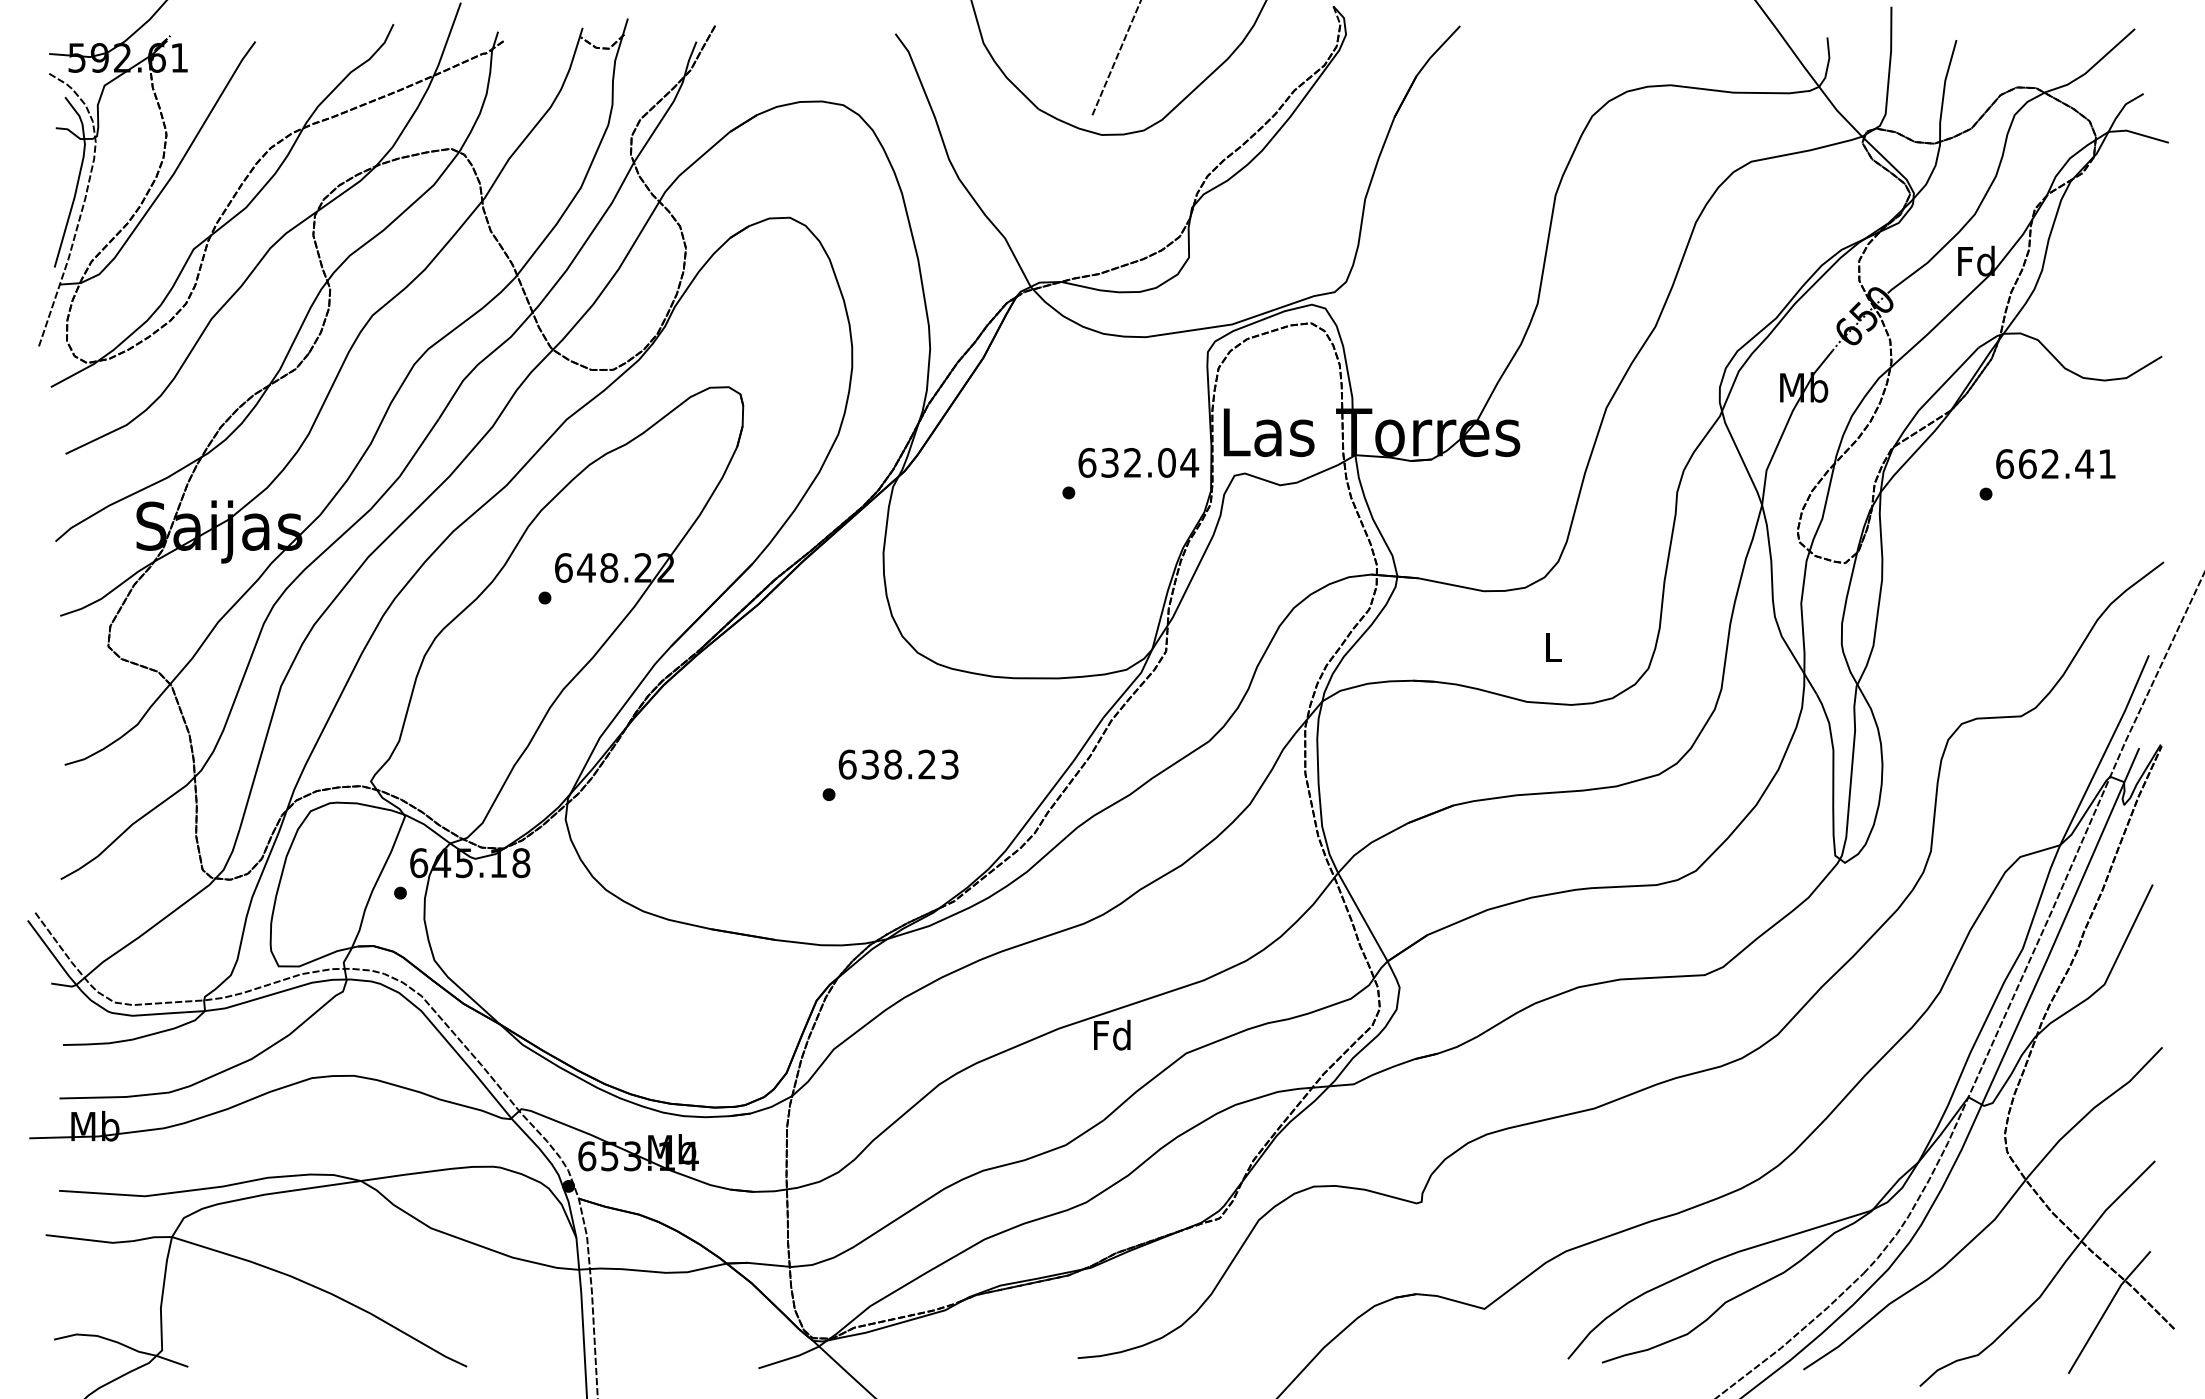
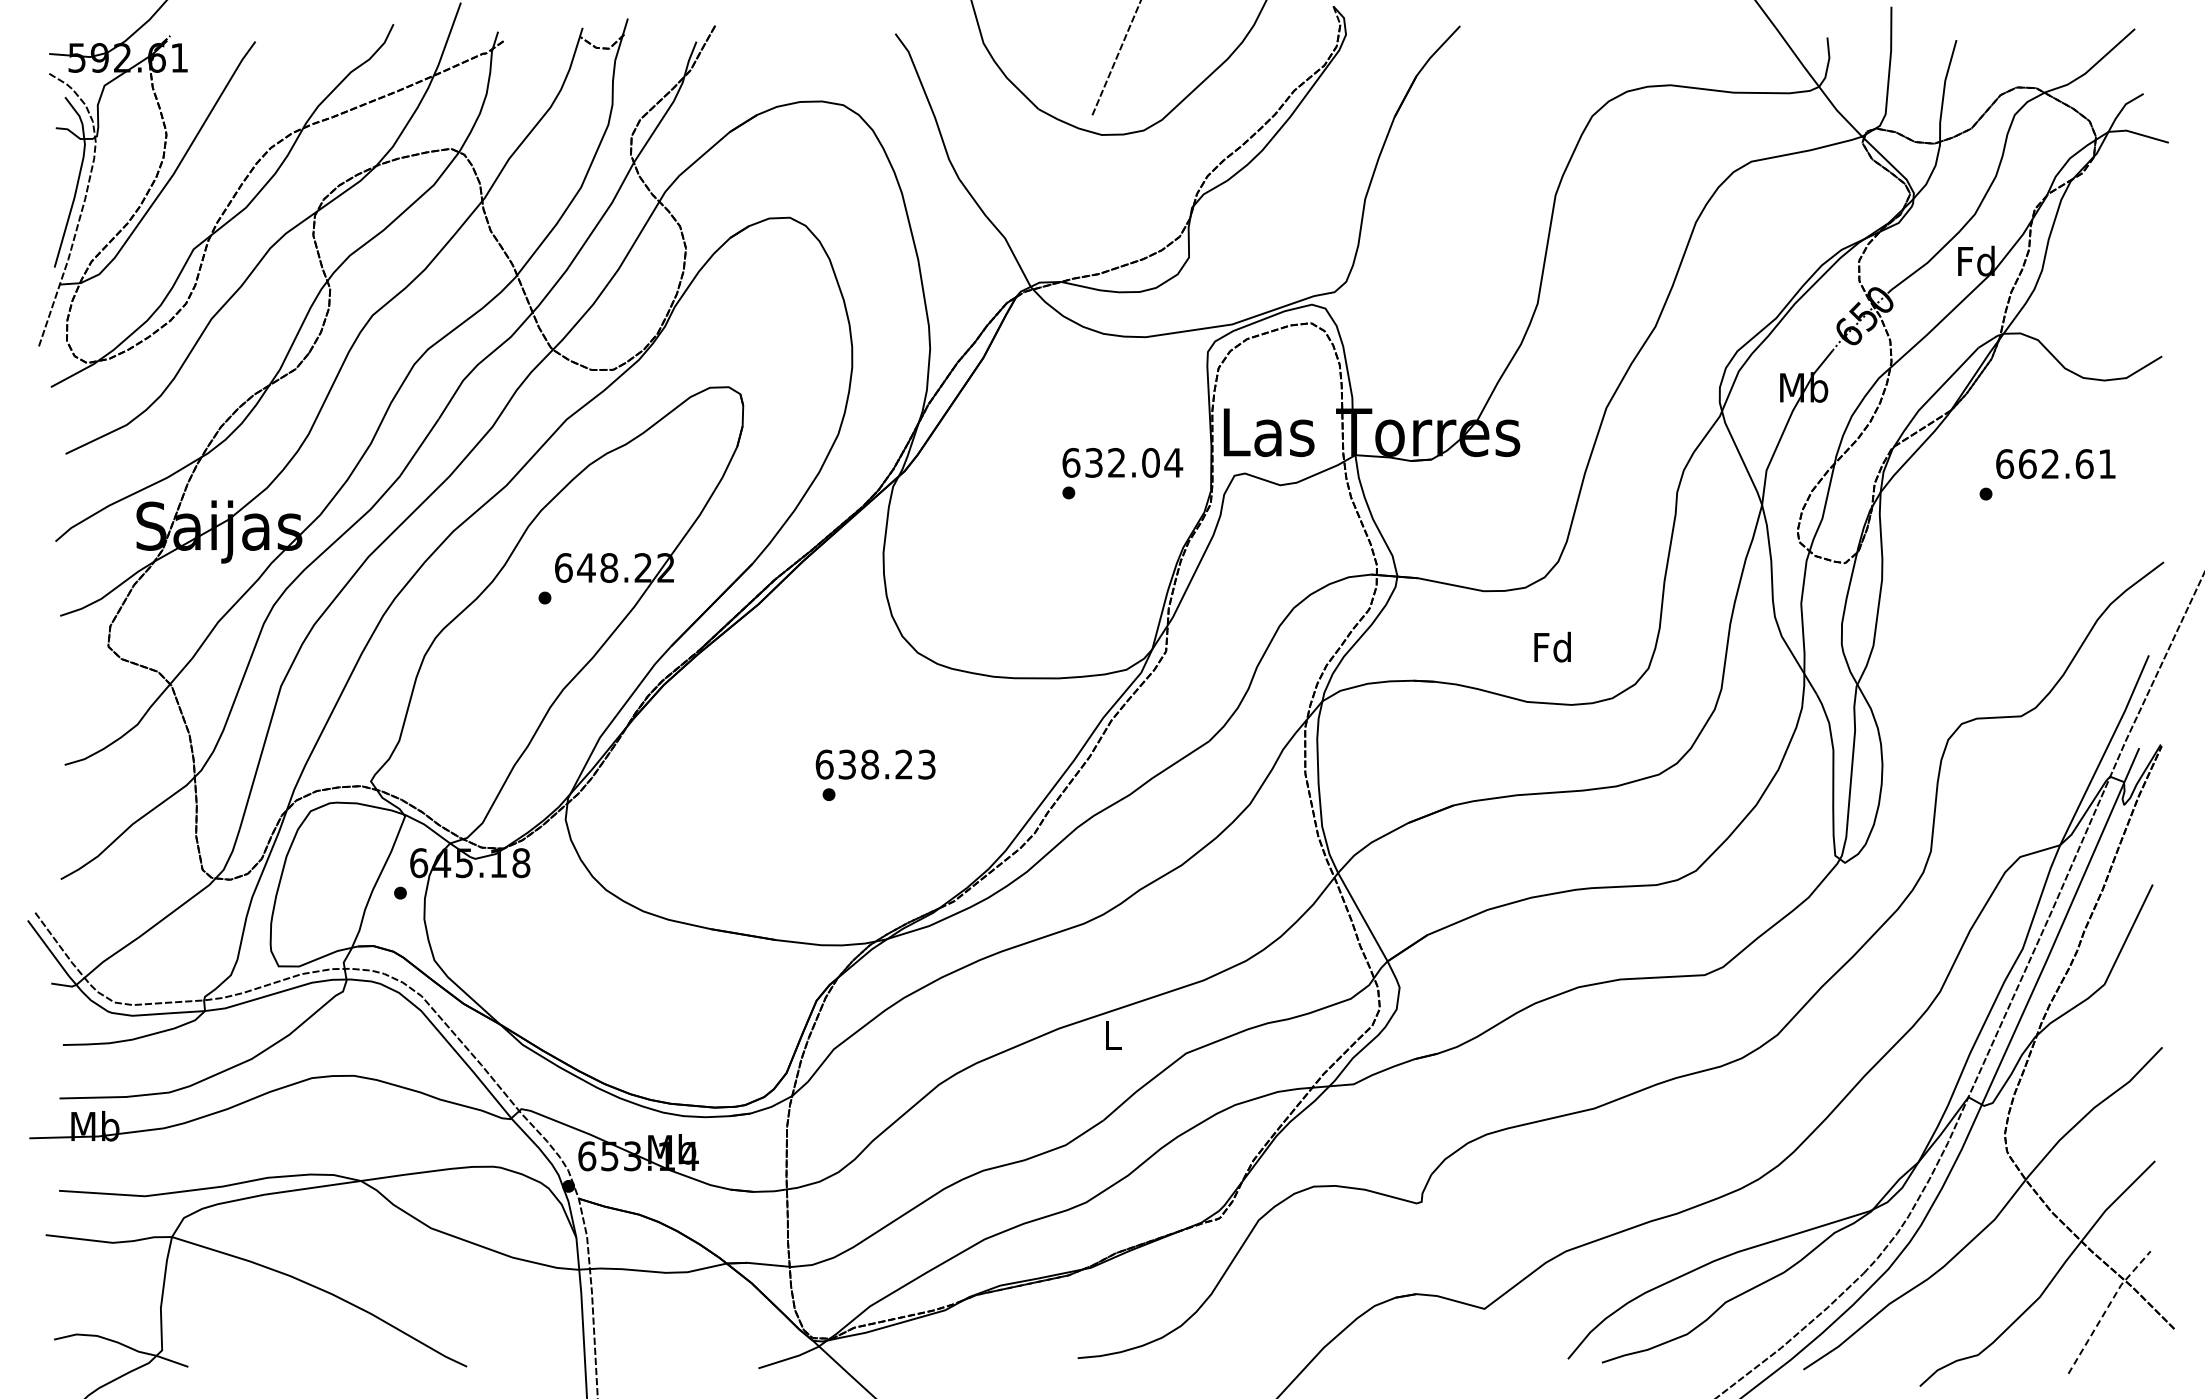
text position: (1138, 462) -> (1122, 462) (1122, 462)
text: 662.41 -> 662.61 (2084, 464)
text: L -> Fd (1552, 646)
text position: (898, 764) -> (875, 764) (875, 764)
text: Fd -> L (1112, 1034)
line: solid -> dashed (2106, 1309)
